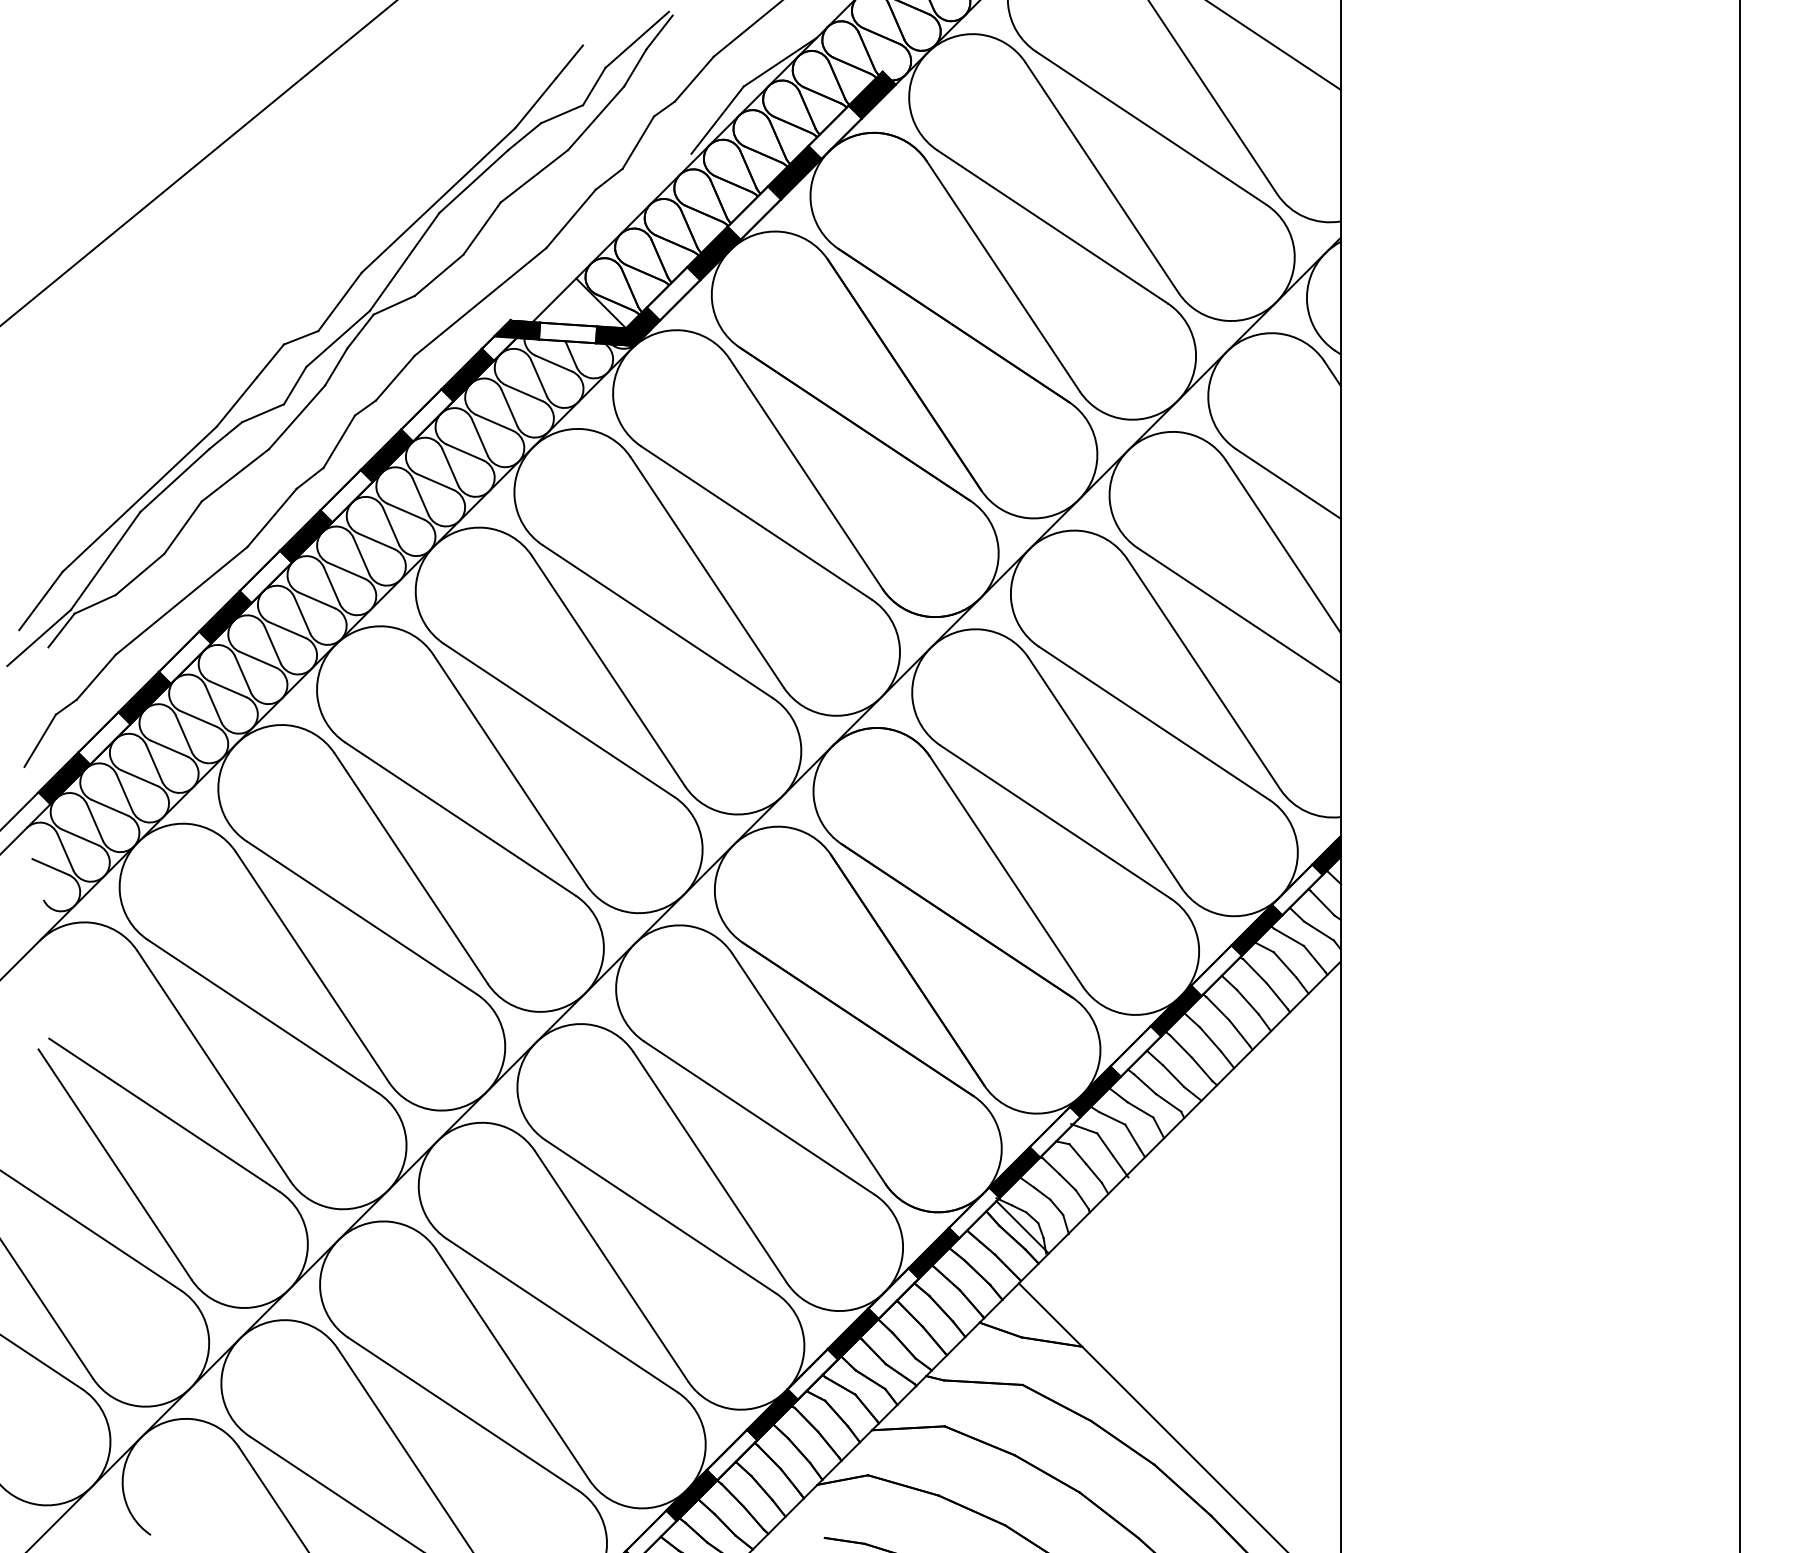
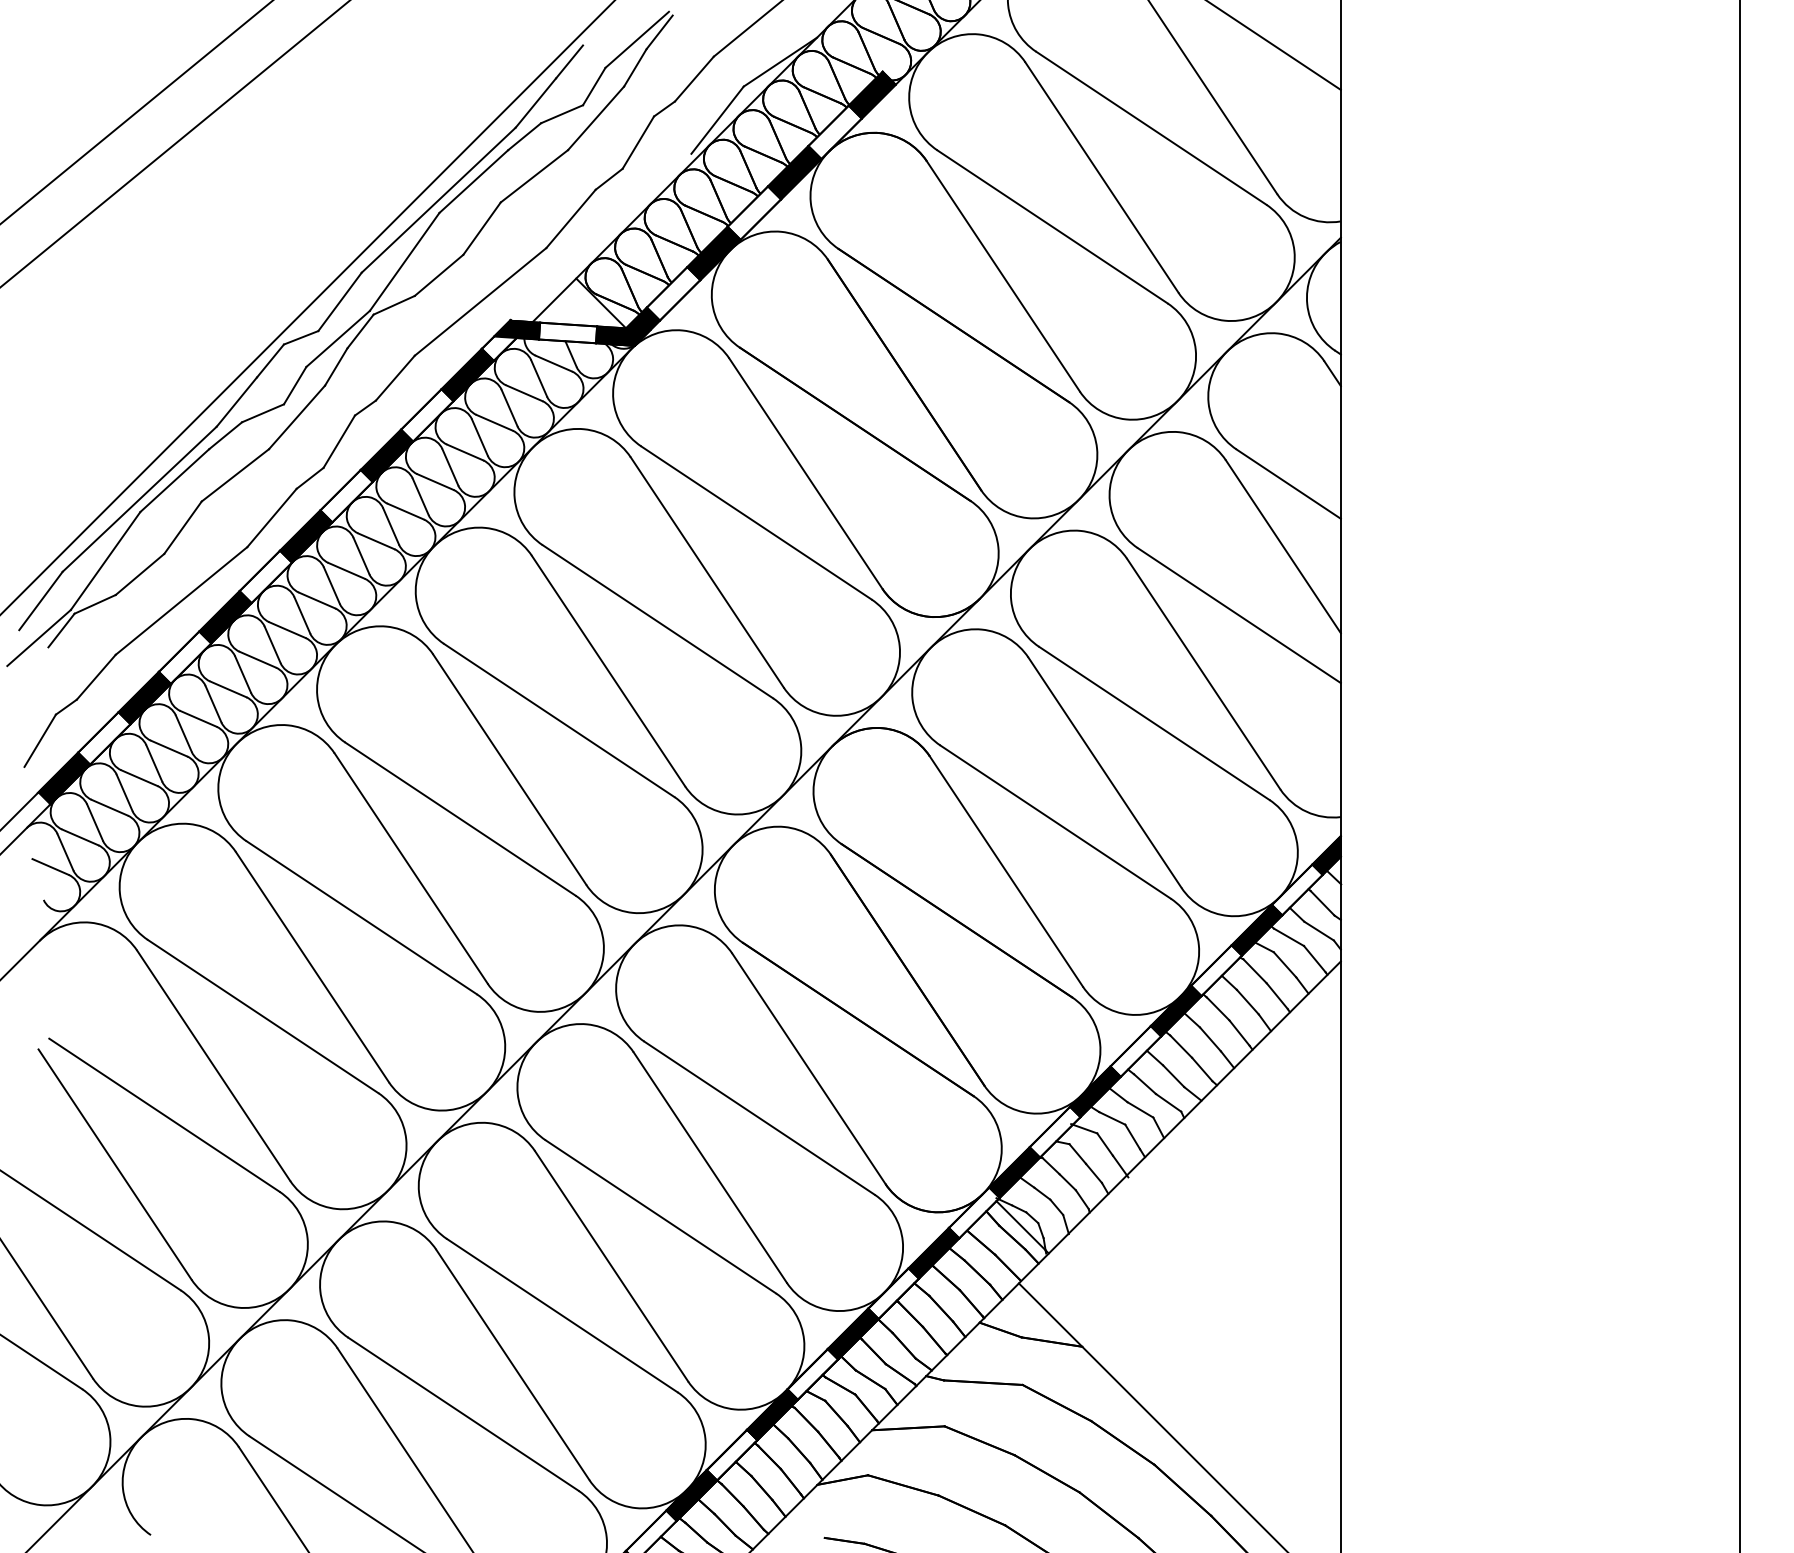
line: none -> present (136, 112)
line position: (198, 163) -> (175, 143) (175, 143)
line: none -> present (307, 307)
